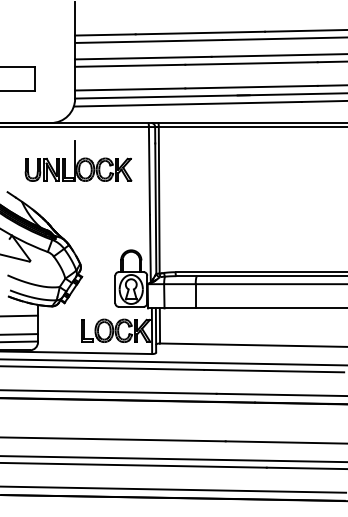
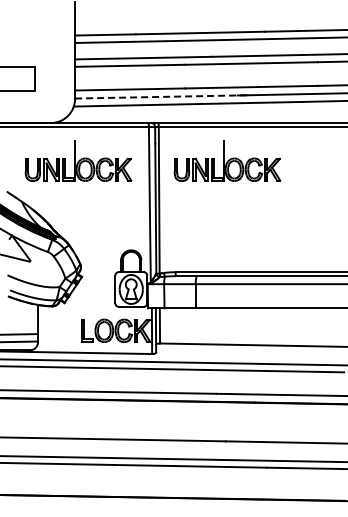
line: solid -> dashed (162, 96)
part: none -> present (227, 160)
line: present -> none (20, 315)
line: present -> none (173, 489)
